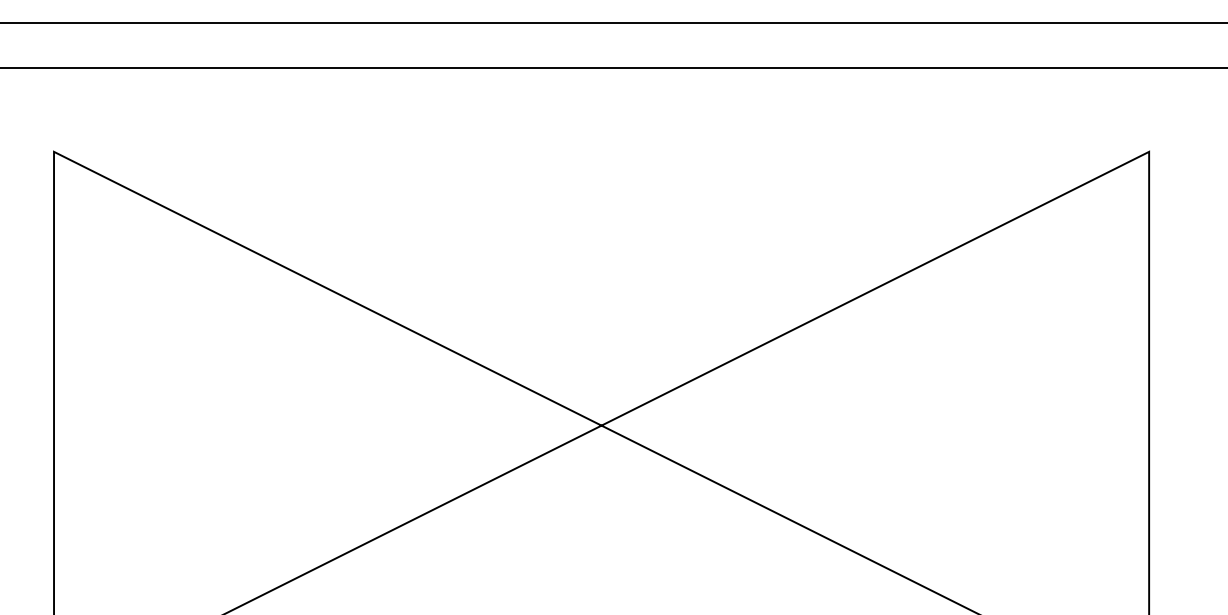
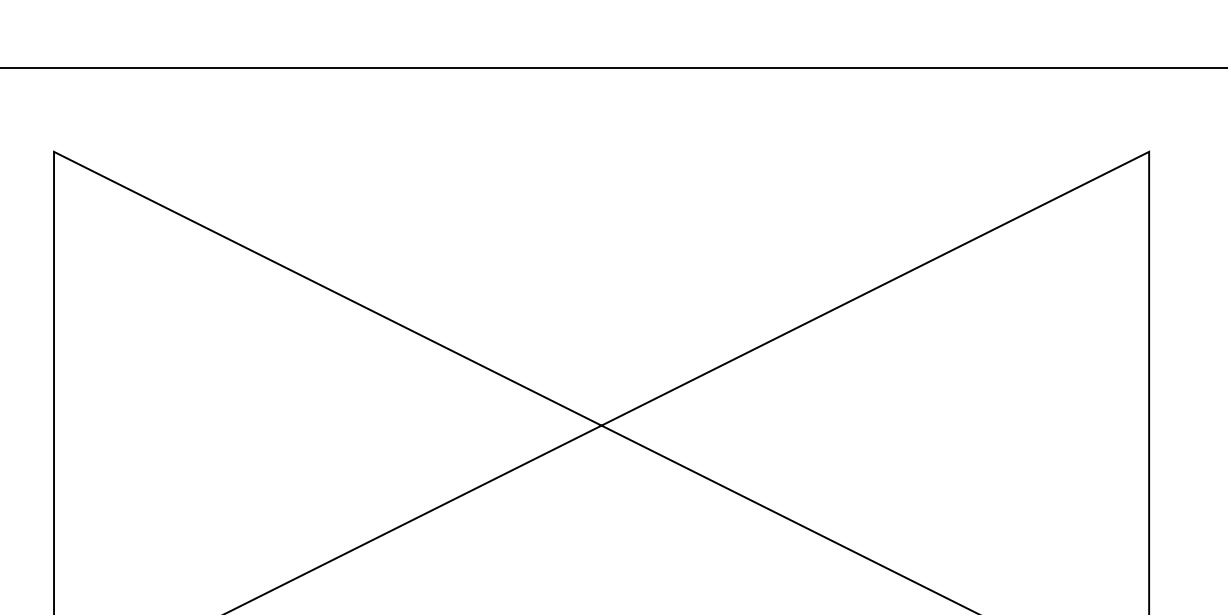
line: present -> none (613, 22)
